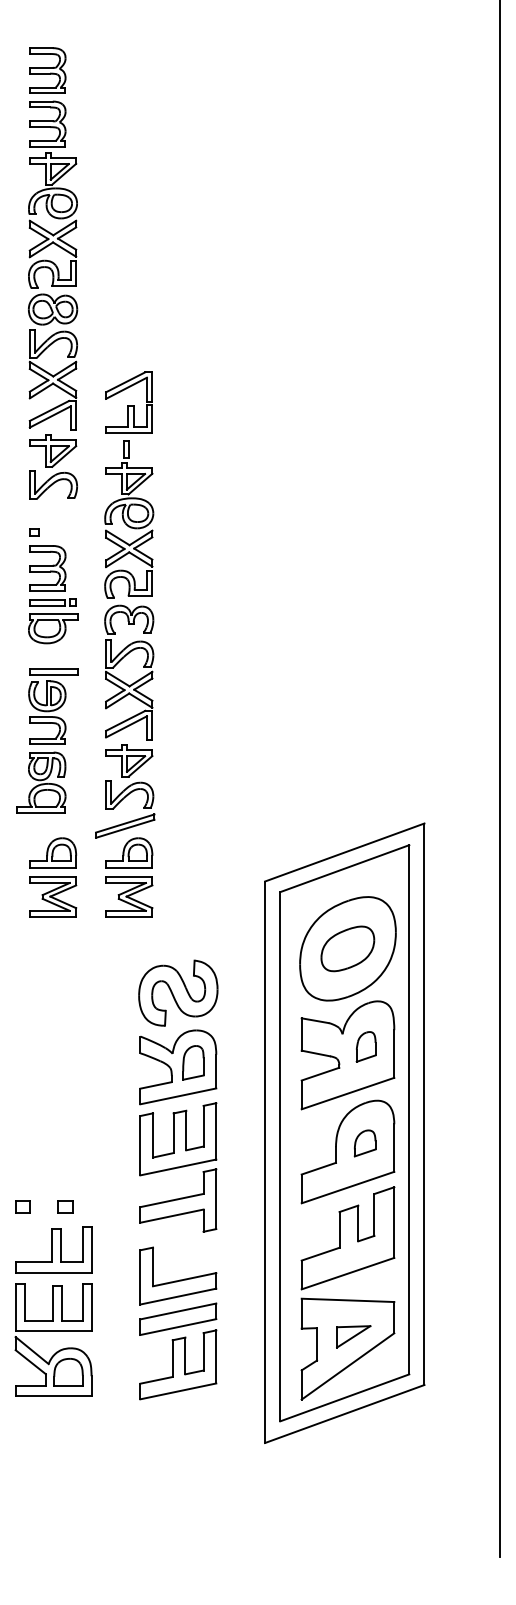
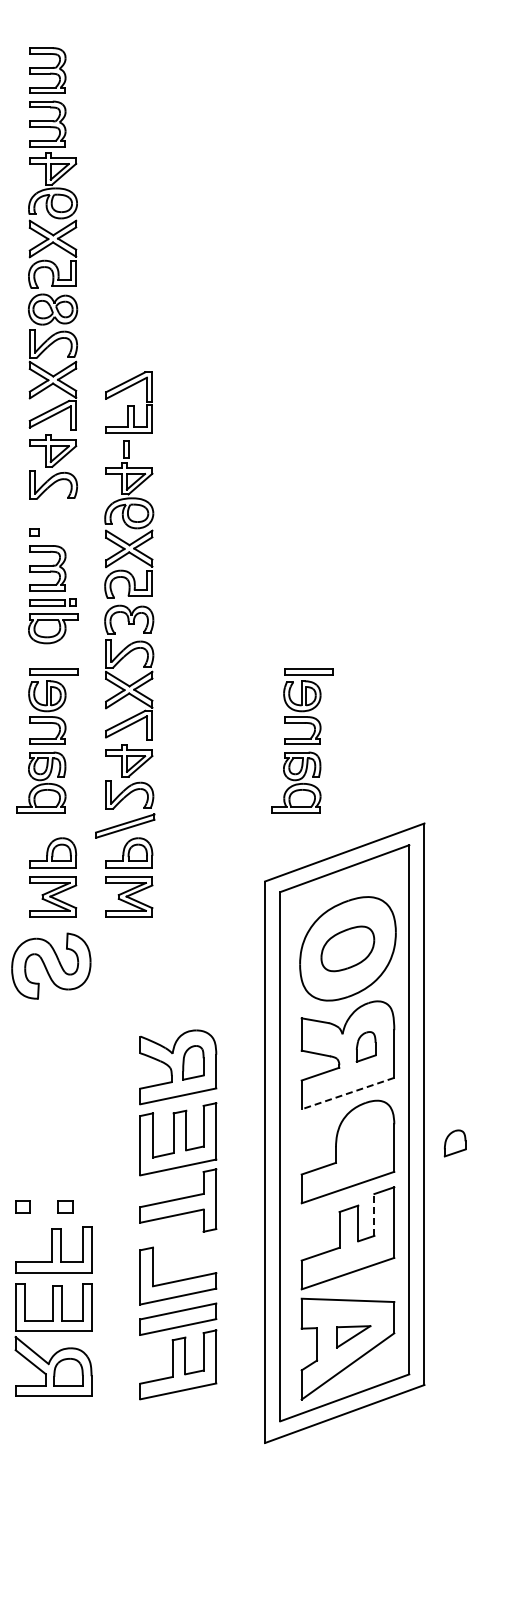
part: none -> present (302, 740)
line: present -> none (500, 779)
part position: (178, 992) -> (51, 965) (51, 965)
line: solid -> dashed (348, 1093)
part position: (364, 1143) -> (454, 1143) (454, 1143)
line: solid -> dashed (374, 1214)
